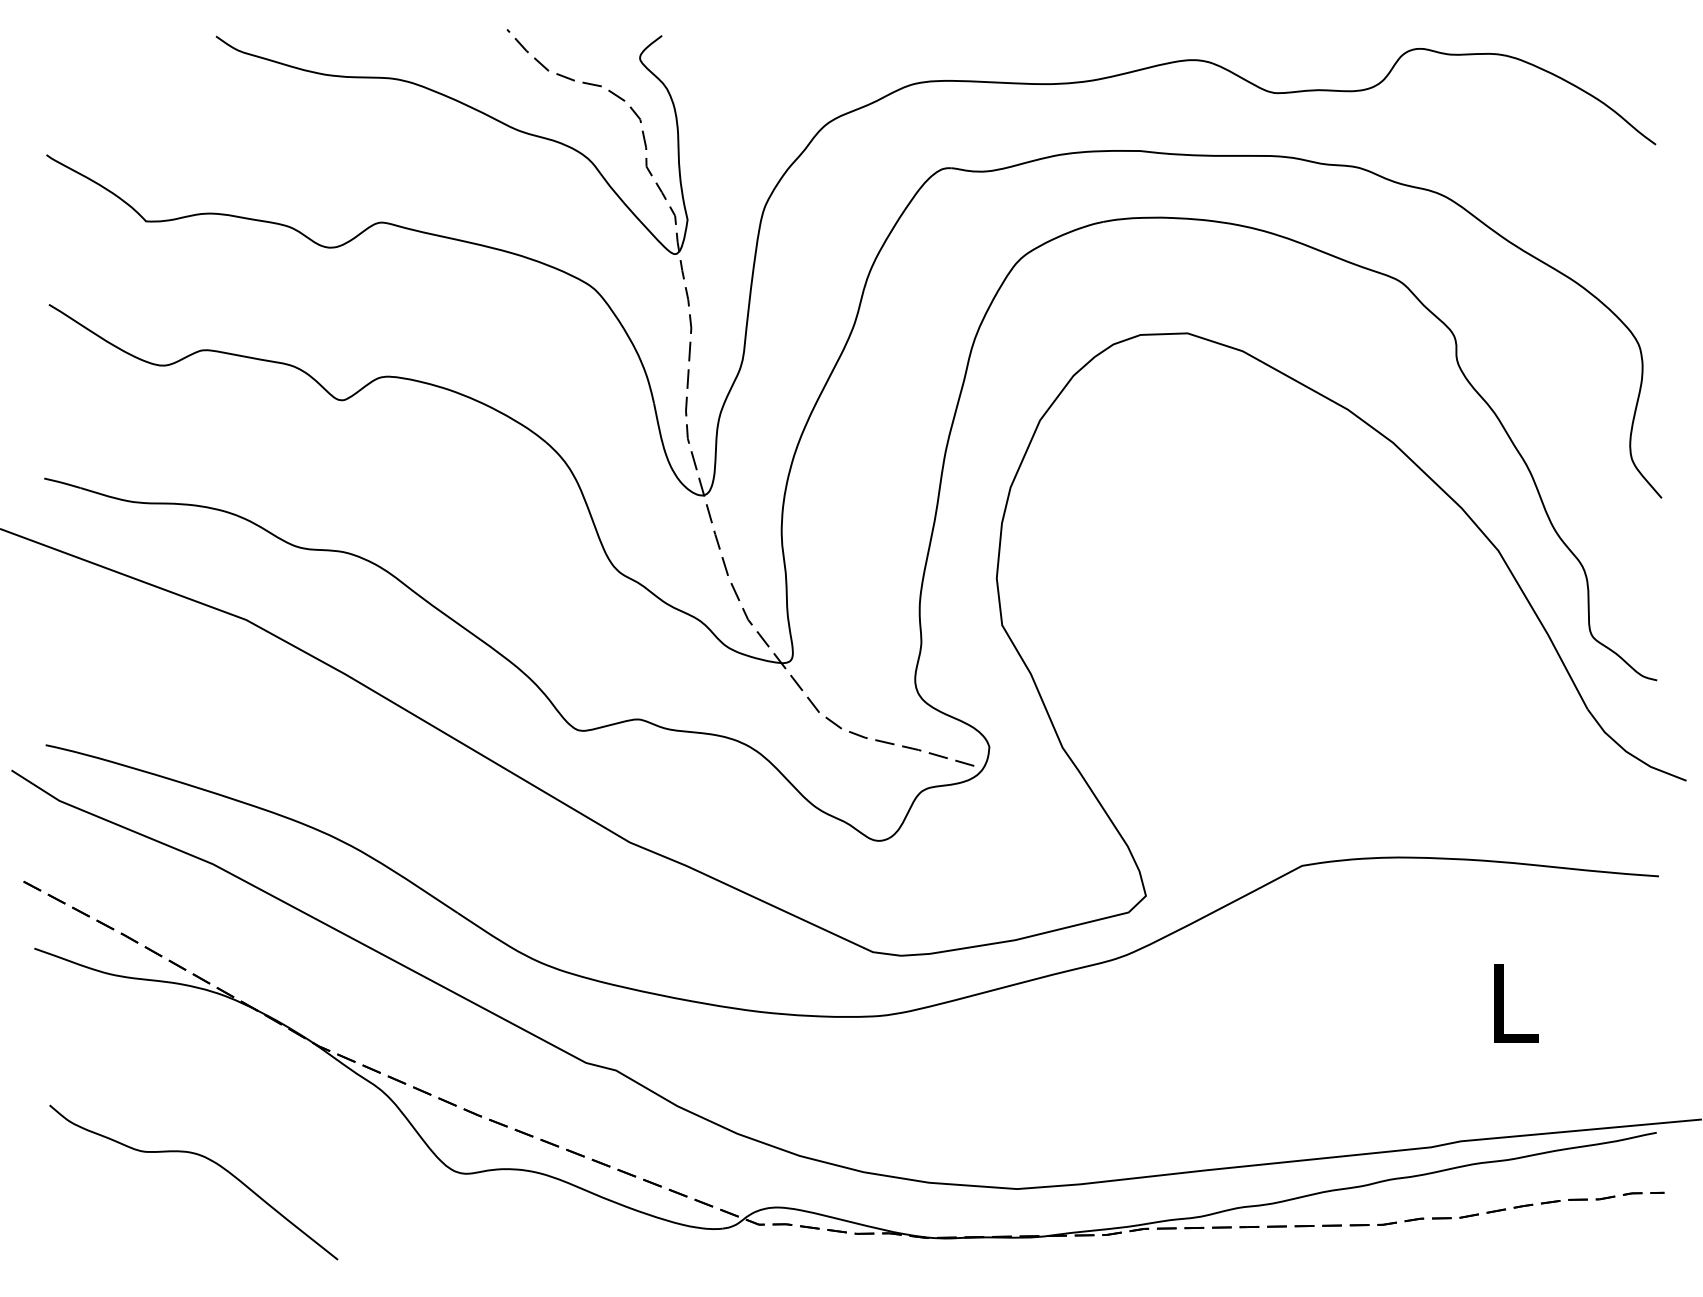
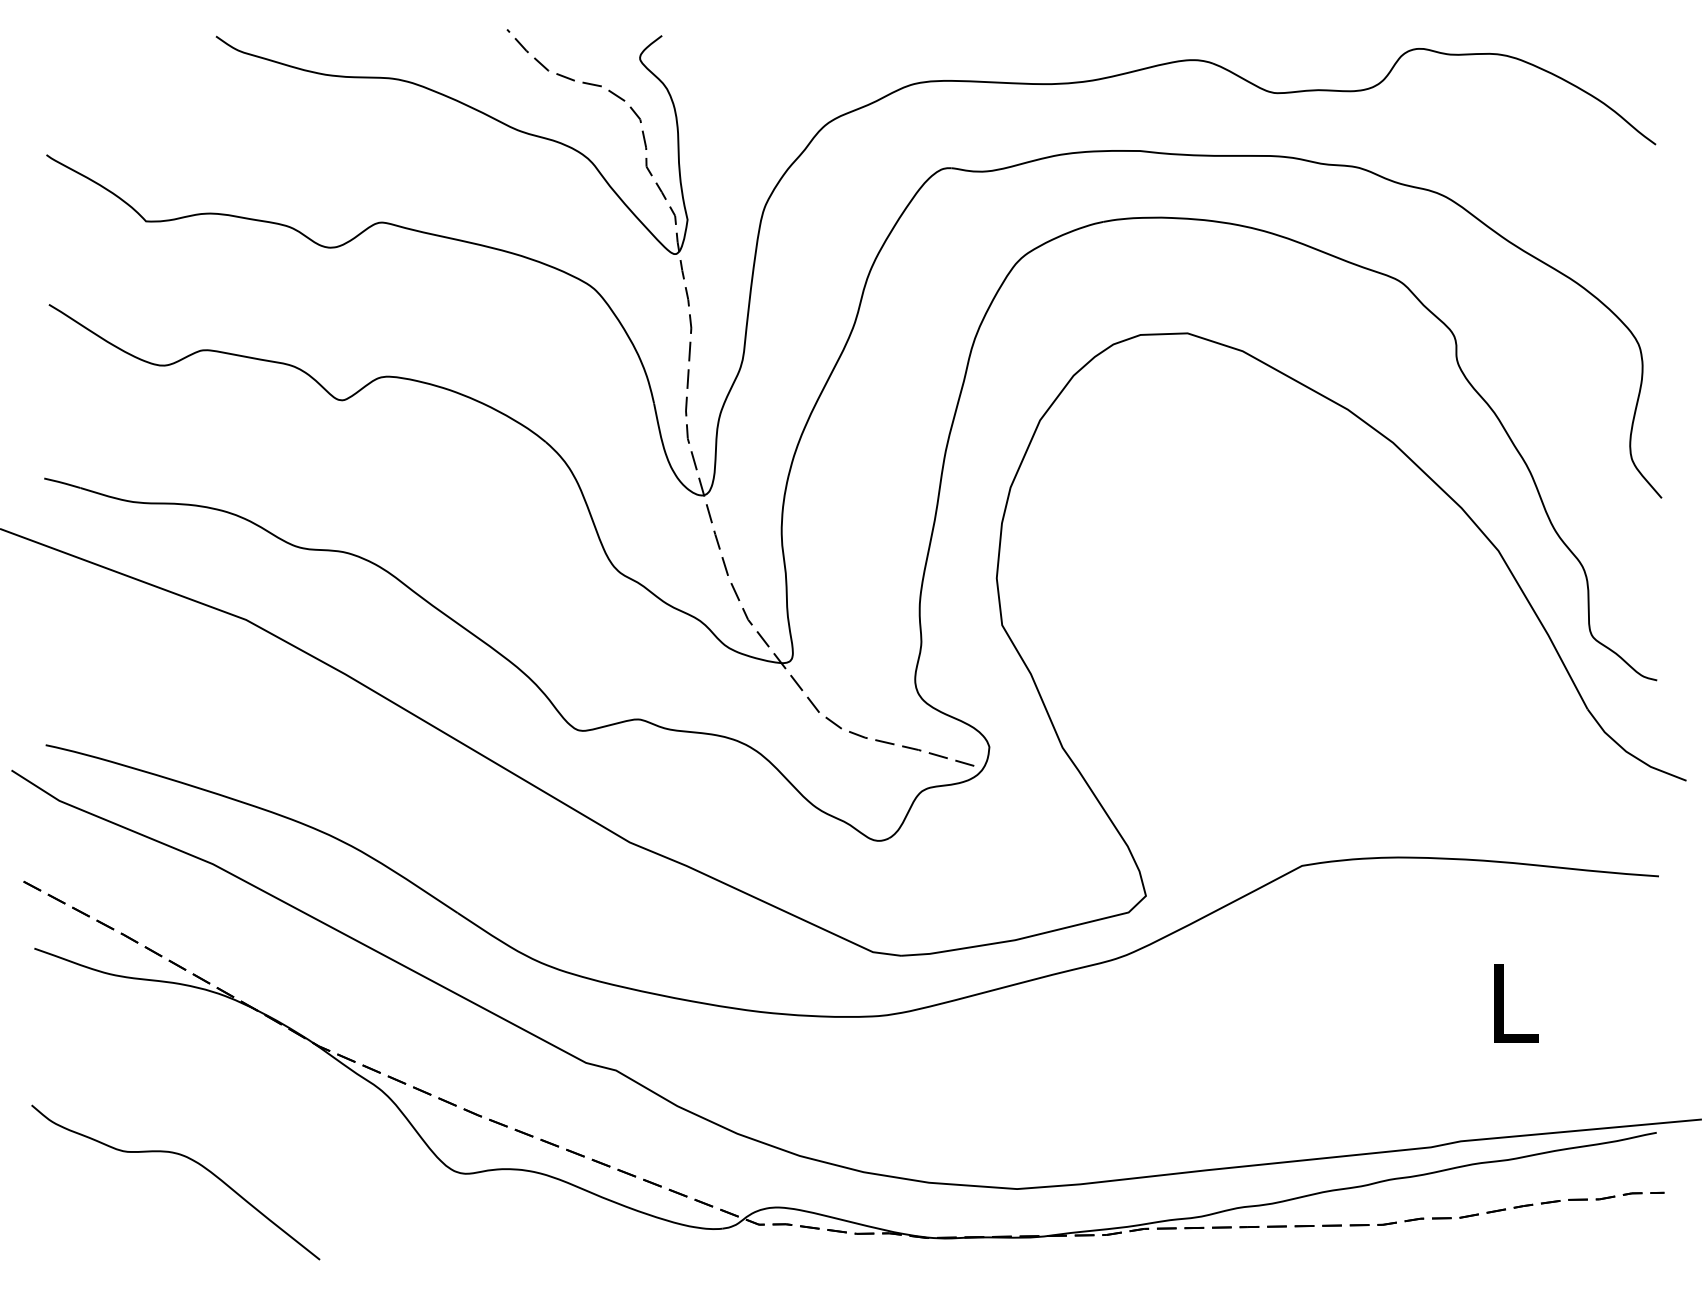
curve position: (202, 1157) -> (184, 1157) (184, 1157)
